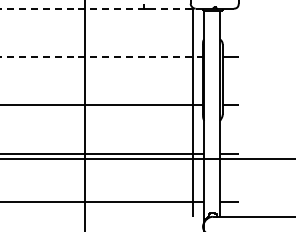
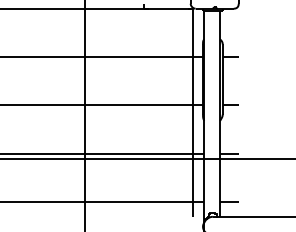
line: dashed -> solid (95, 8)
line: dashed -> solid (102, 56)
